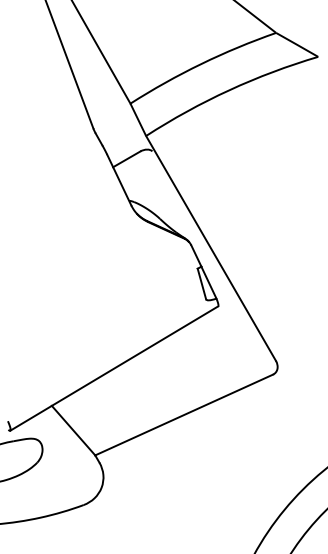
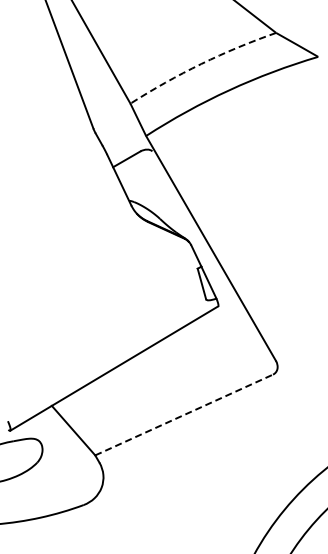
arc: solid -> dashed (201, 64)
line: solid -> dashed (184, 415)
